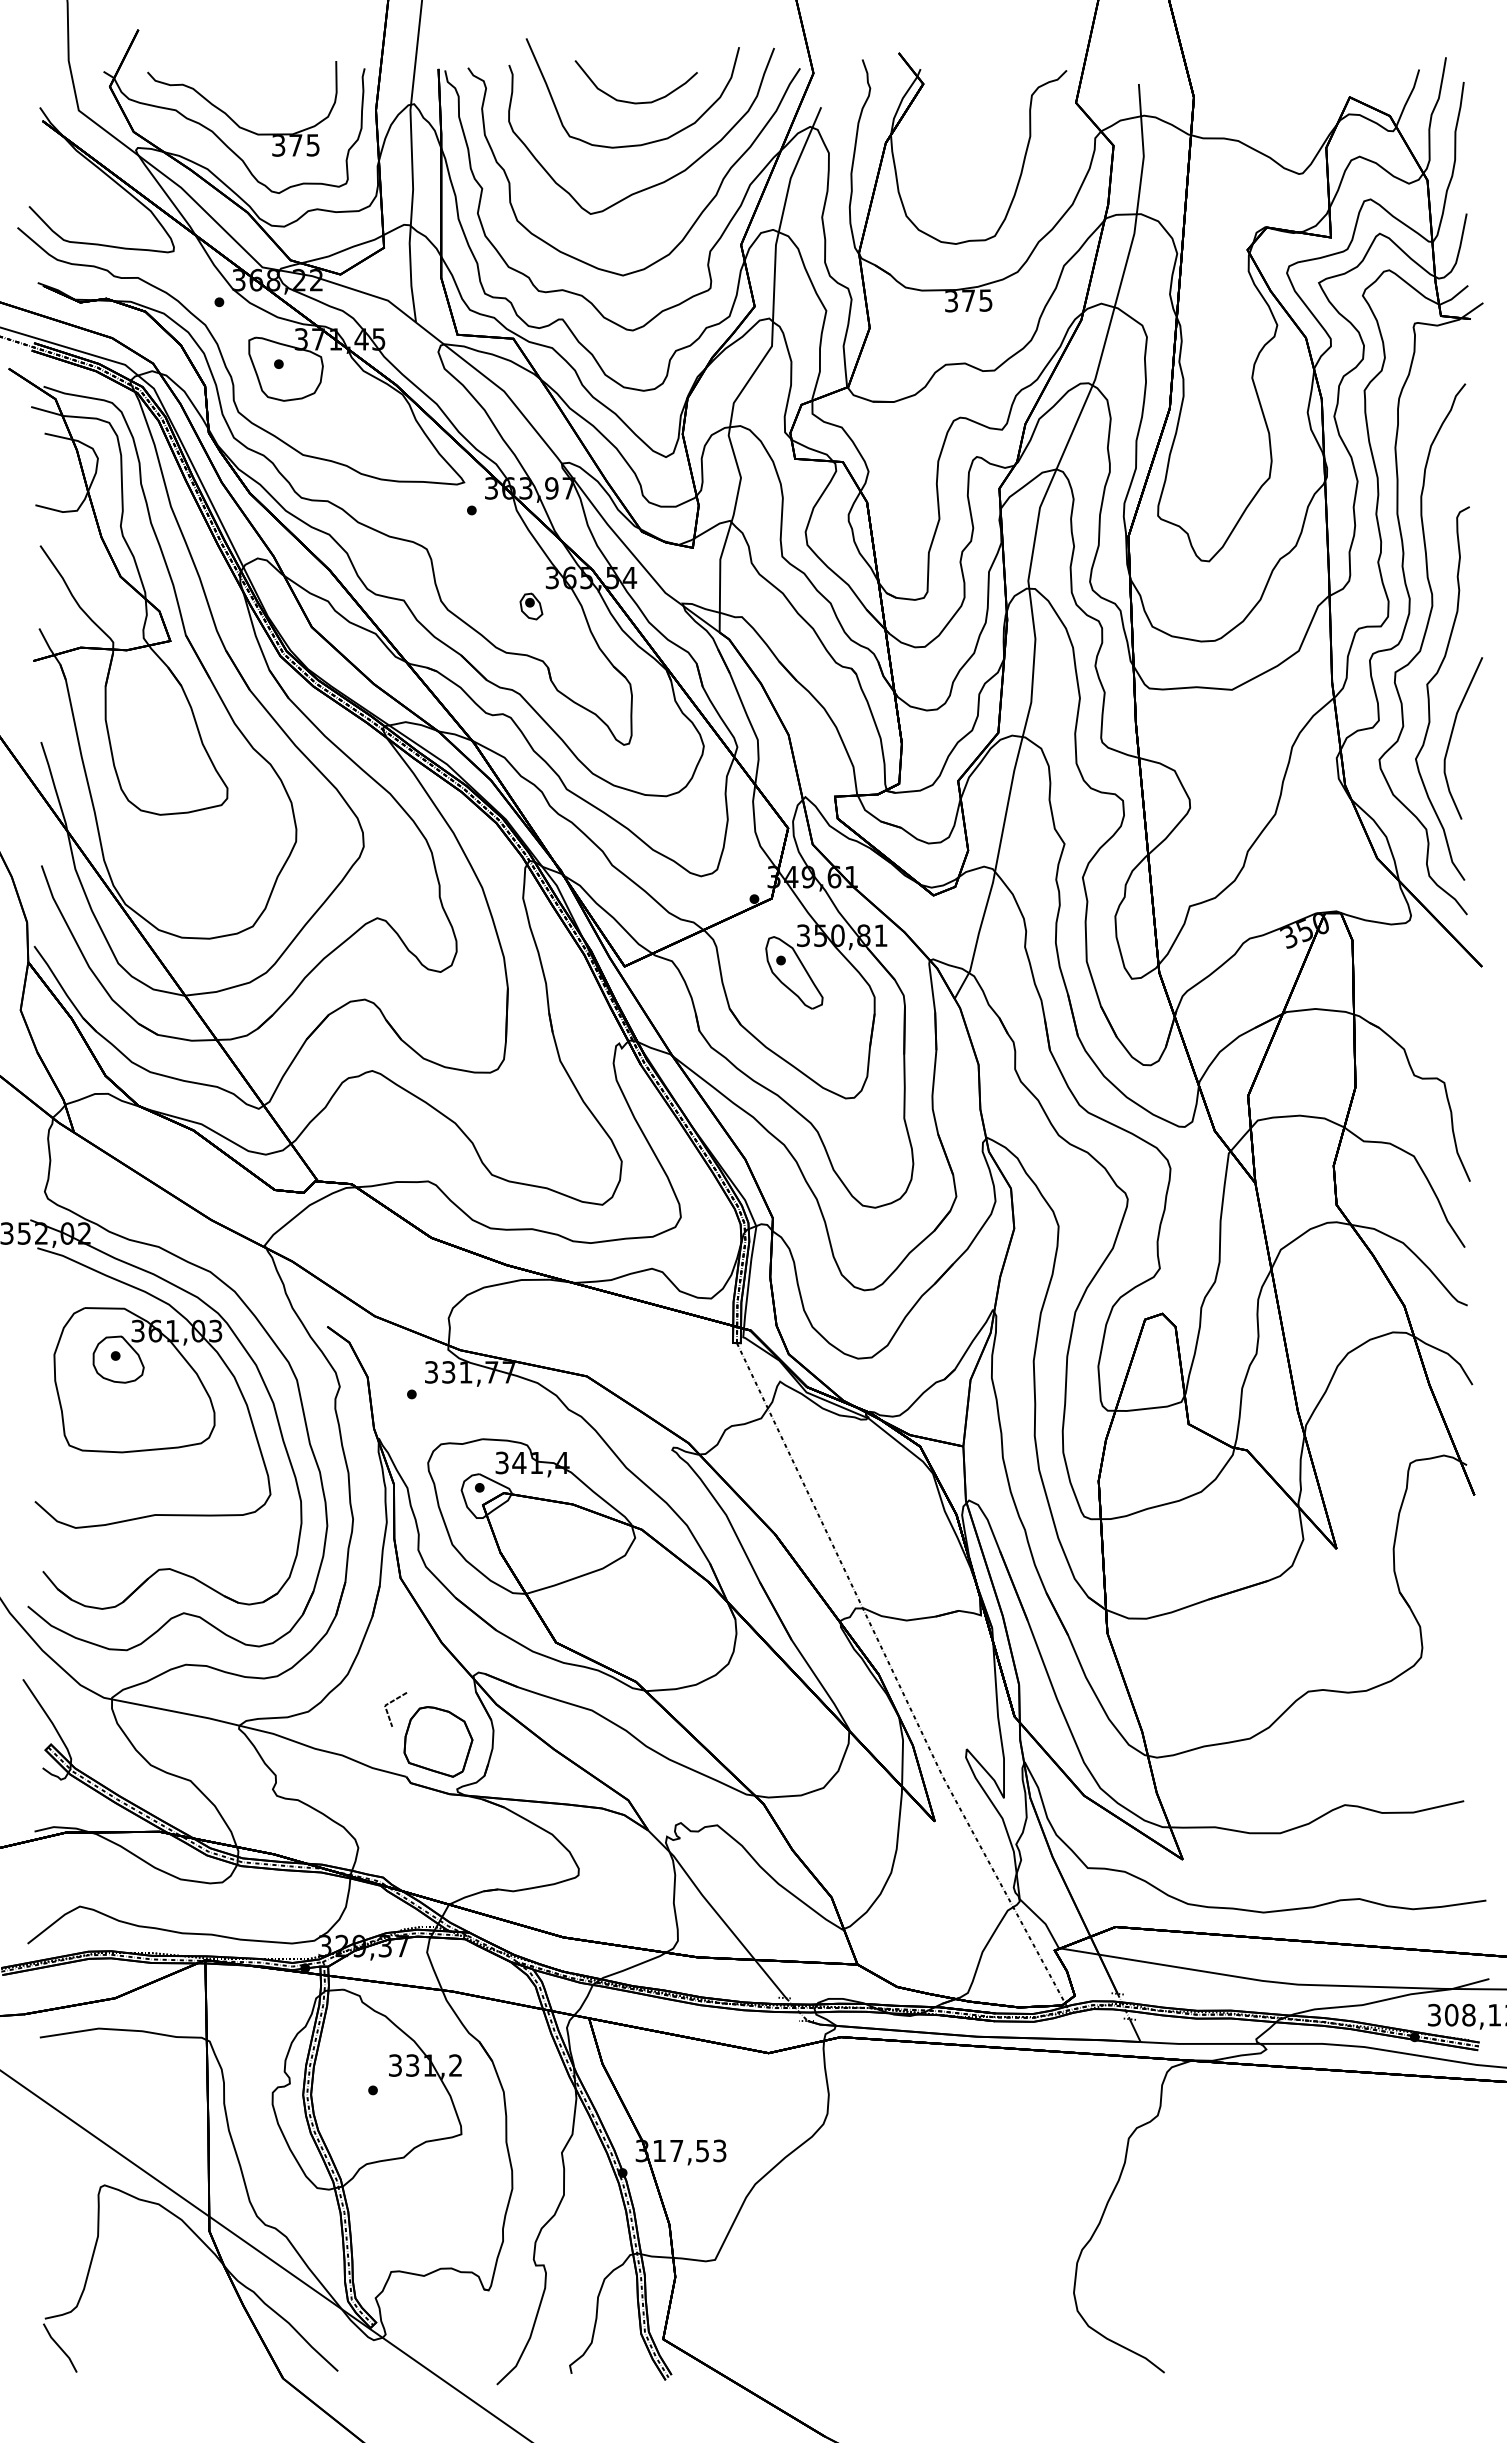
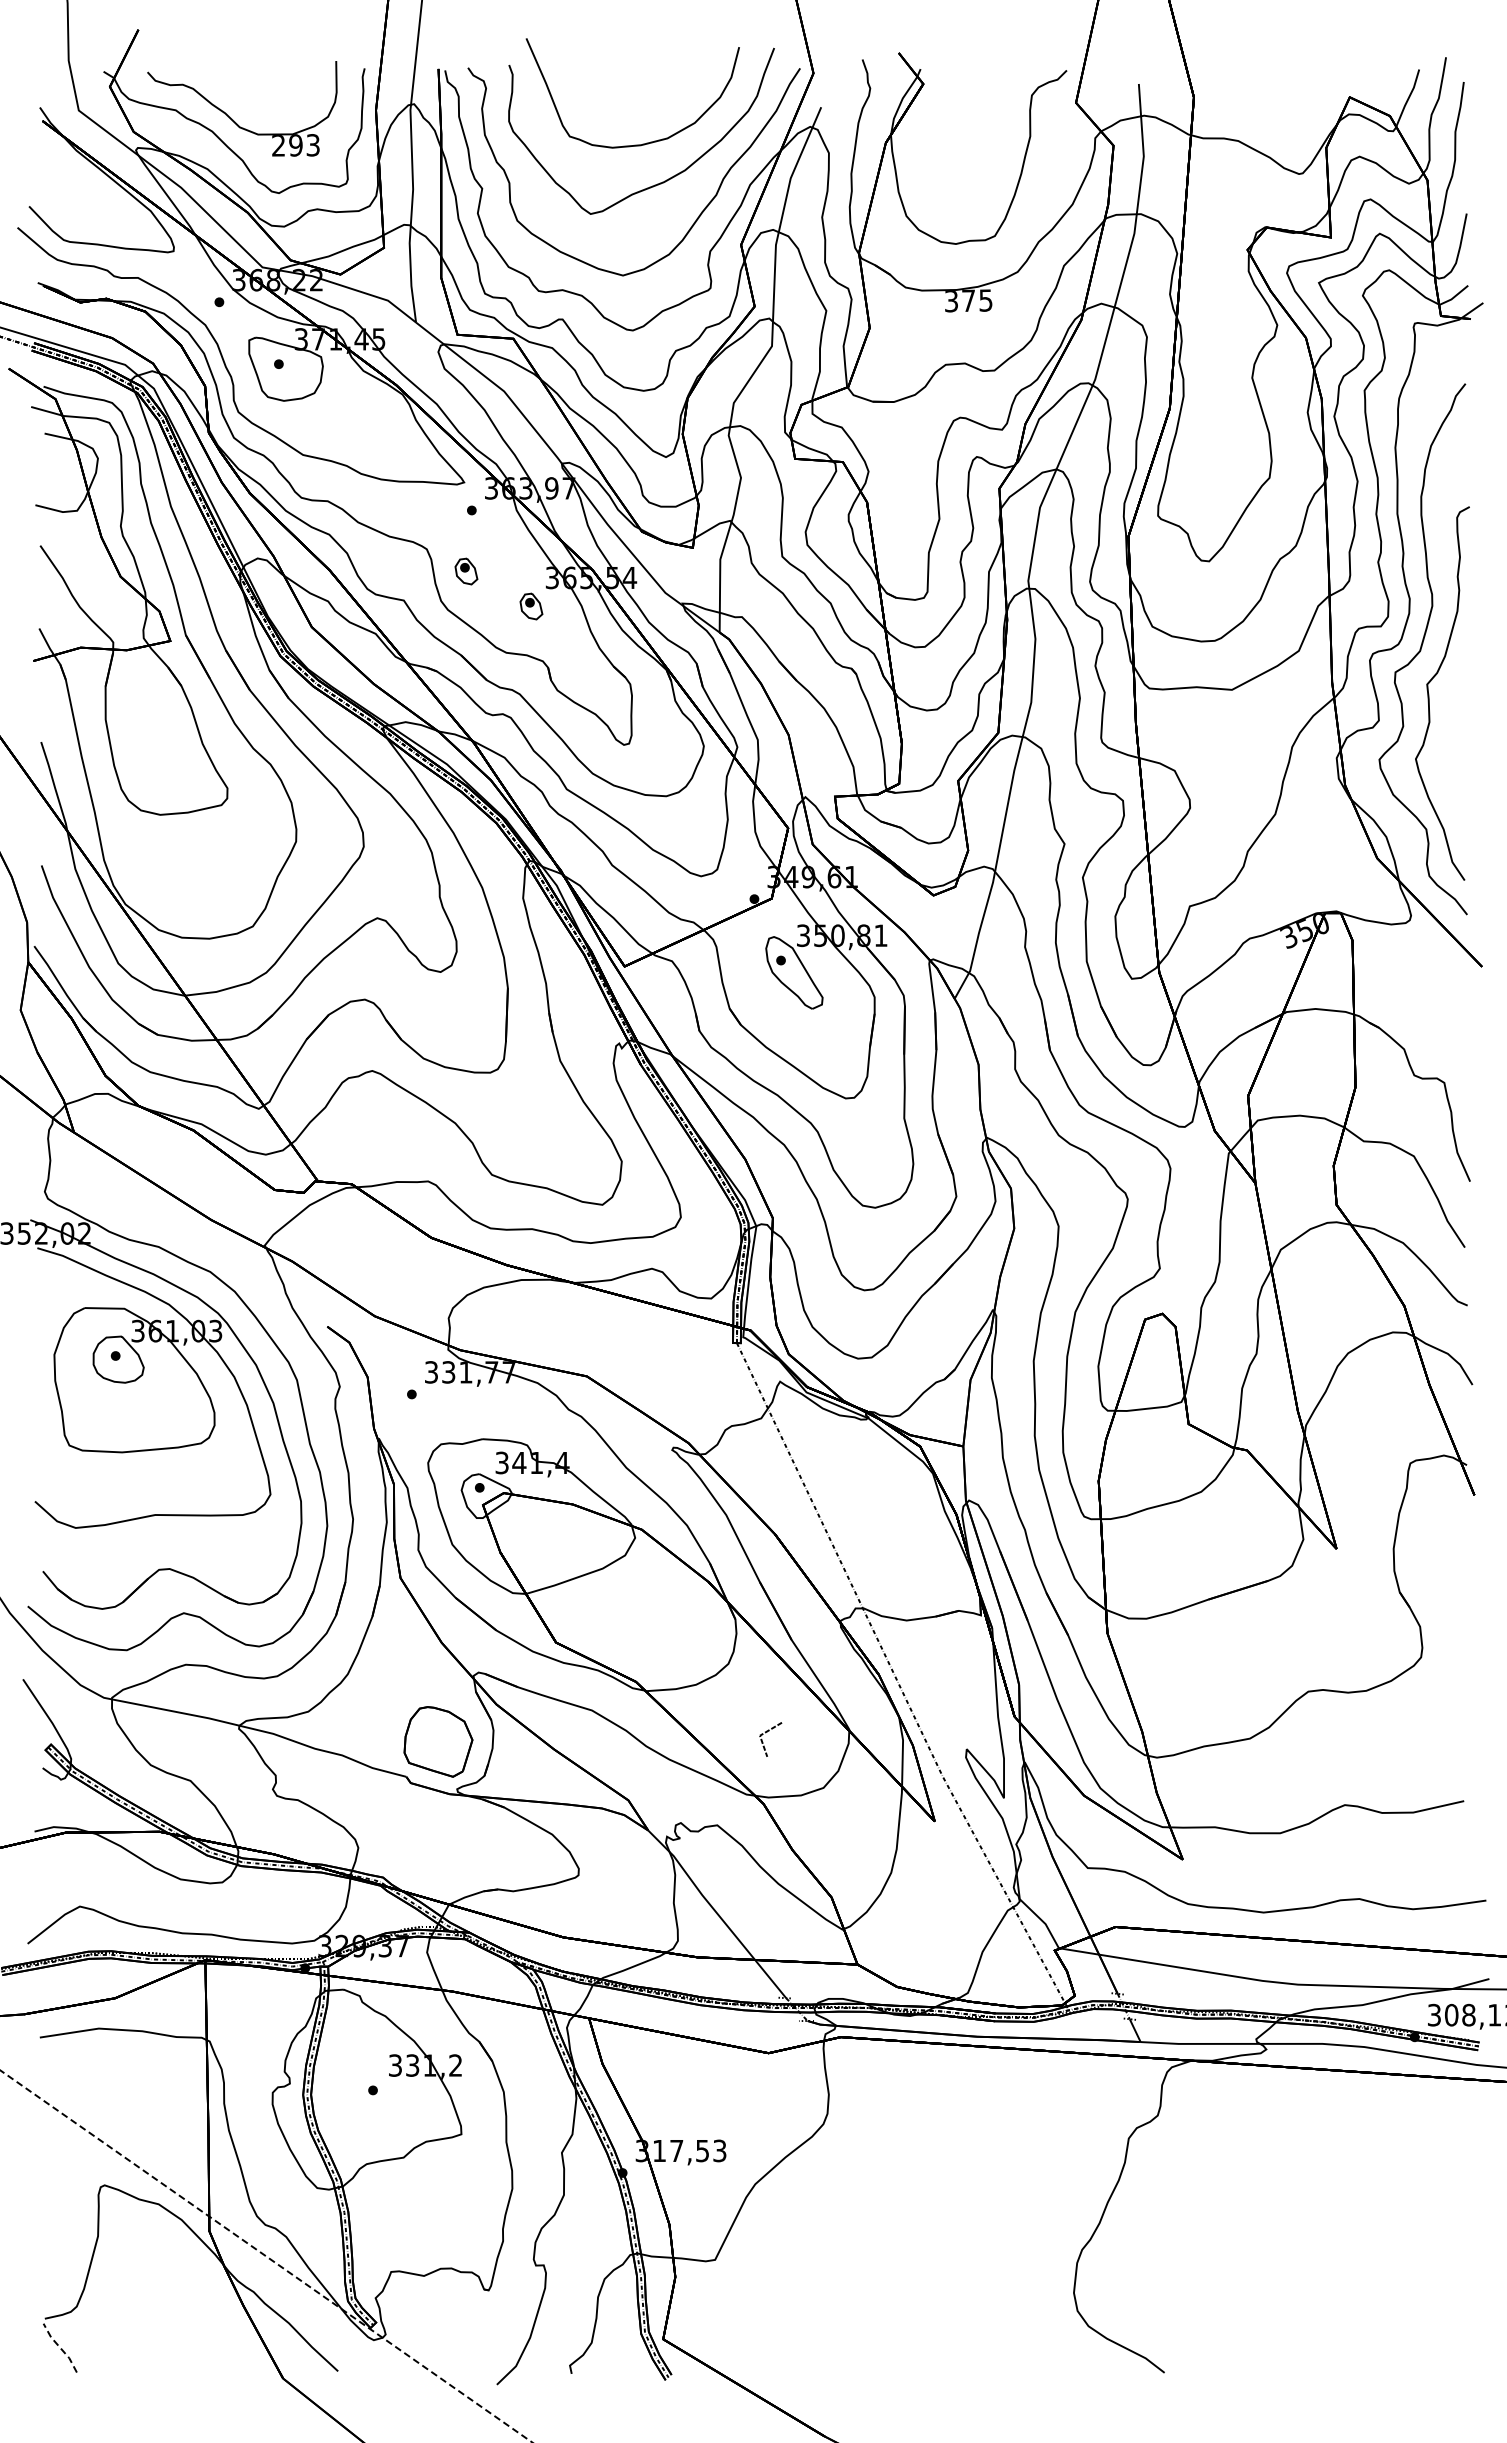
curve: present -> none (631, 101)
text: 375 -> 293 (295, 145)
part: none -> present (466, 571)
curve: present -> none (1452, 735)
line position: (392, 1702) -> (767, 1732) (767, 1732)
line: solid -> dashed (266, 2256)
line: solid -> dashed (60, 2347)
